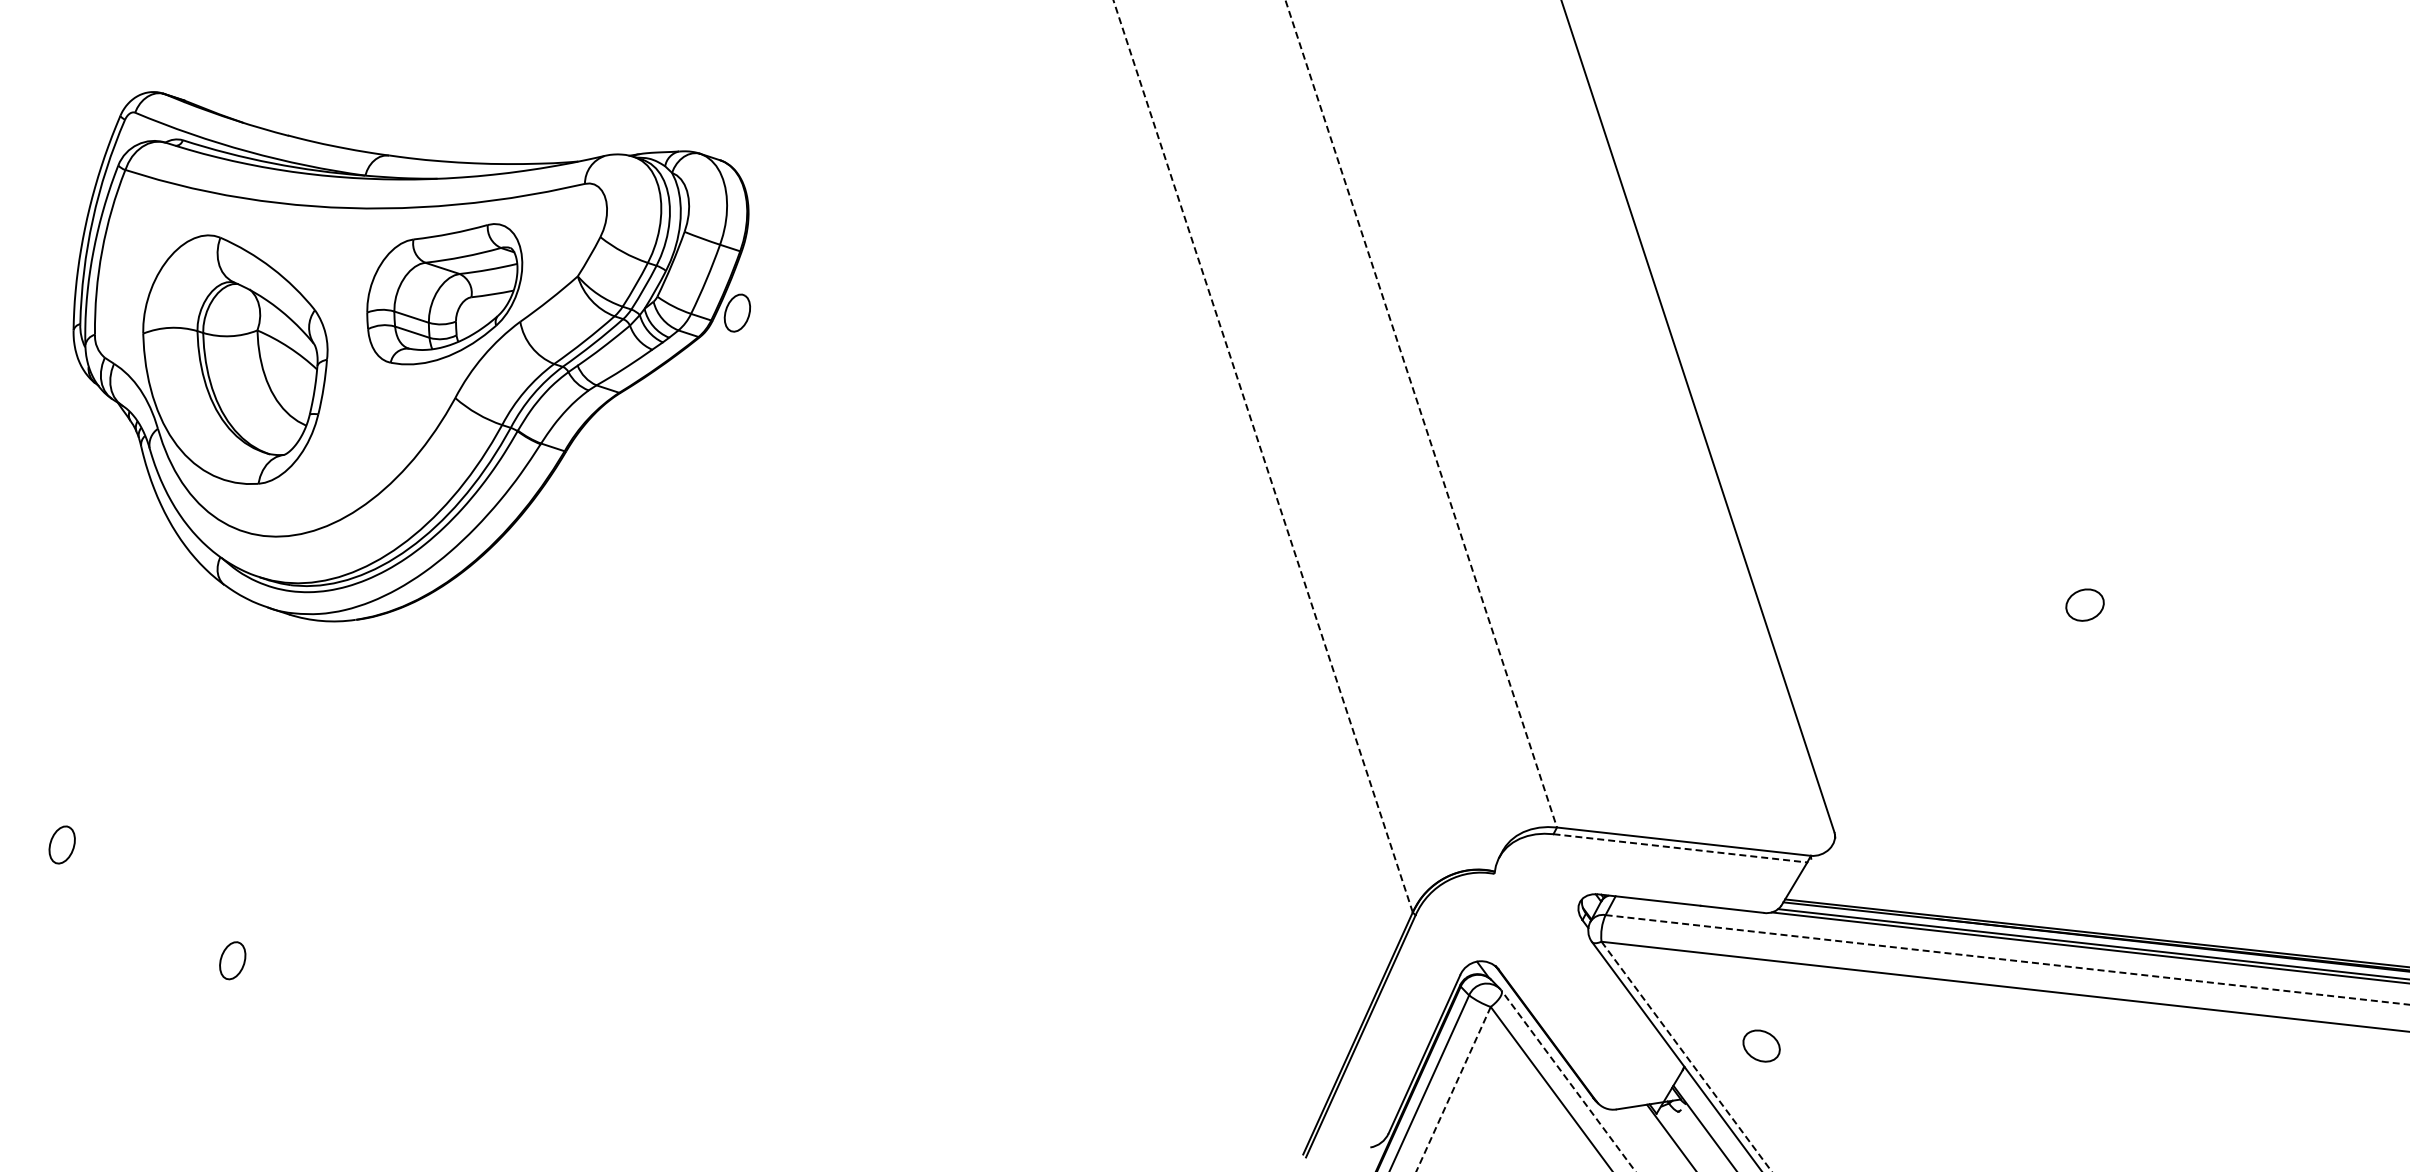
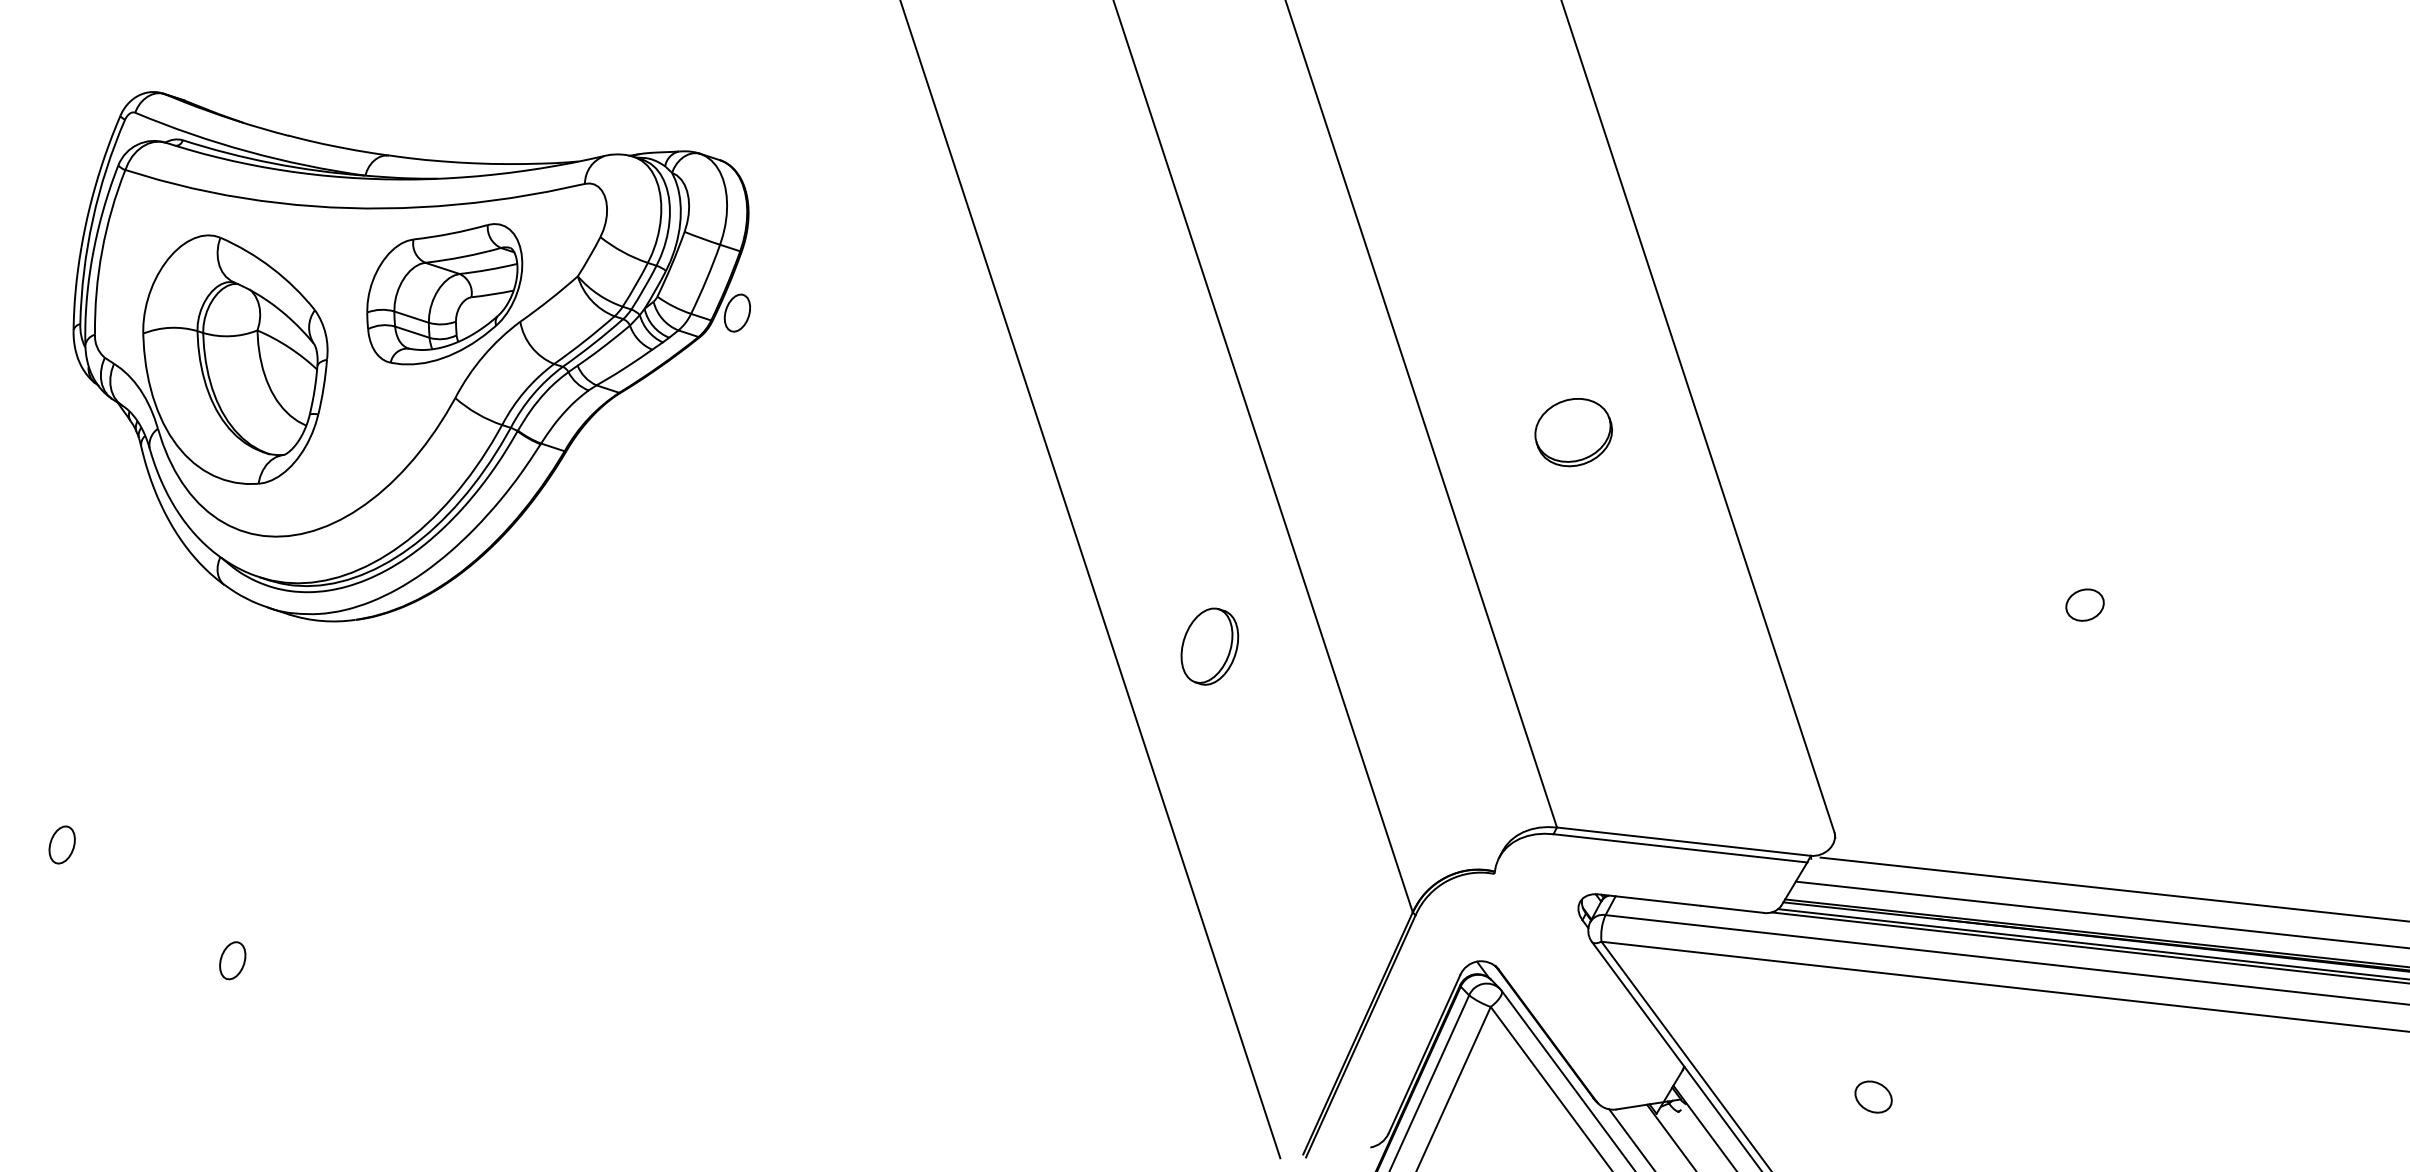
line: dashed -> solid (1421, 414)
part: none -> present (1573, 432)
line: dashed -> solid (1263, 456)
line: none -> present (1090, 580)
part: none -> present (1209, 646)
line: dashed -> solid (1680, 848)
line: none -> present (2113, 889)
line: none -> present (2100, 914)
line: dashed -> solid (2007, 959)
part position: (1761, 1045) -> (1873, 1096) (1873, 1096)
line: dashed -> solid (1686, 1056)
line: dashed -> solid (1568, 1080)
line: dashed -> solid (1453, 1089)
line: none -> present (1631, 1138)
